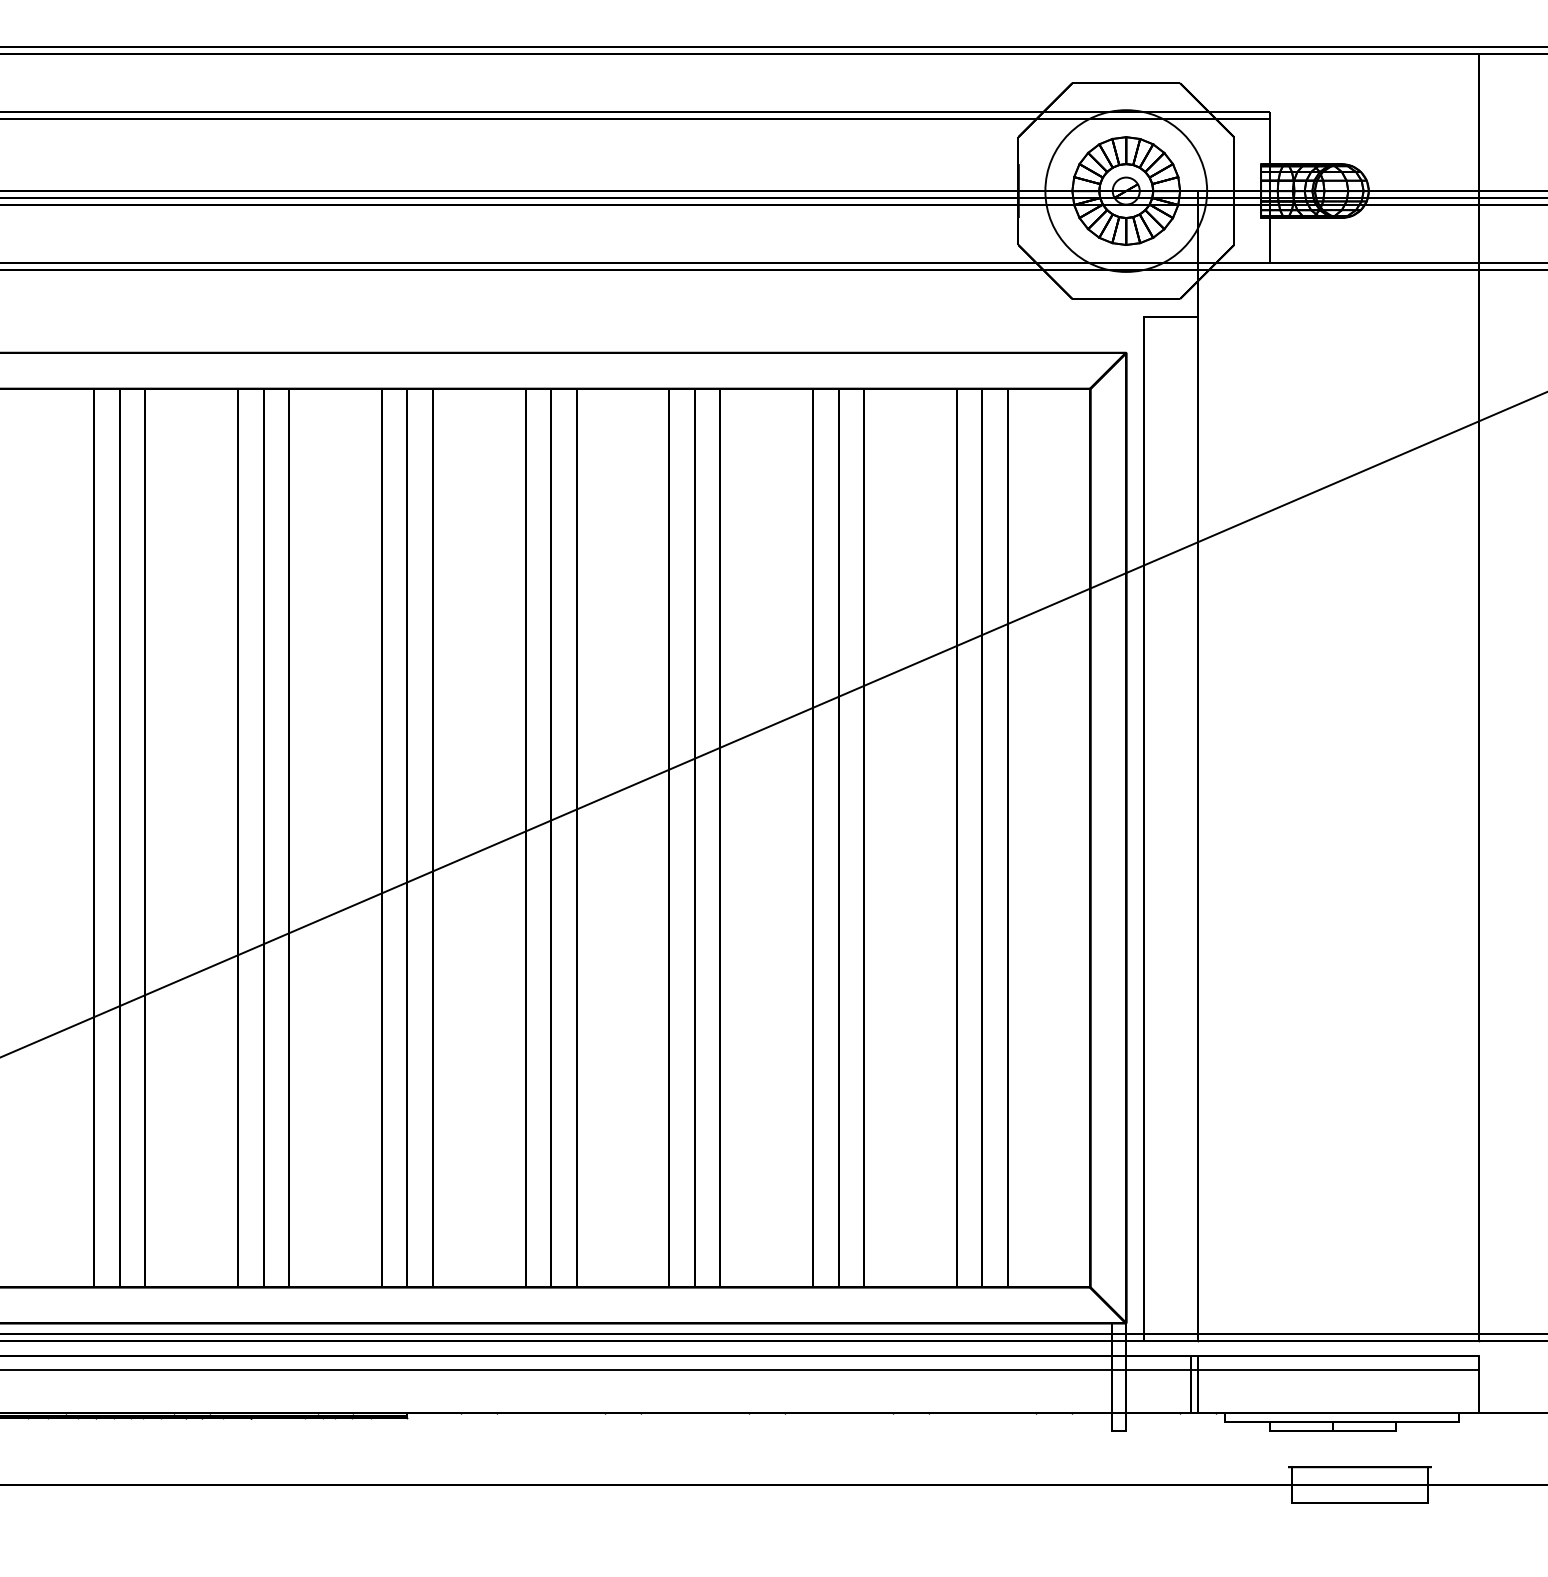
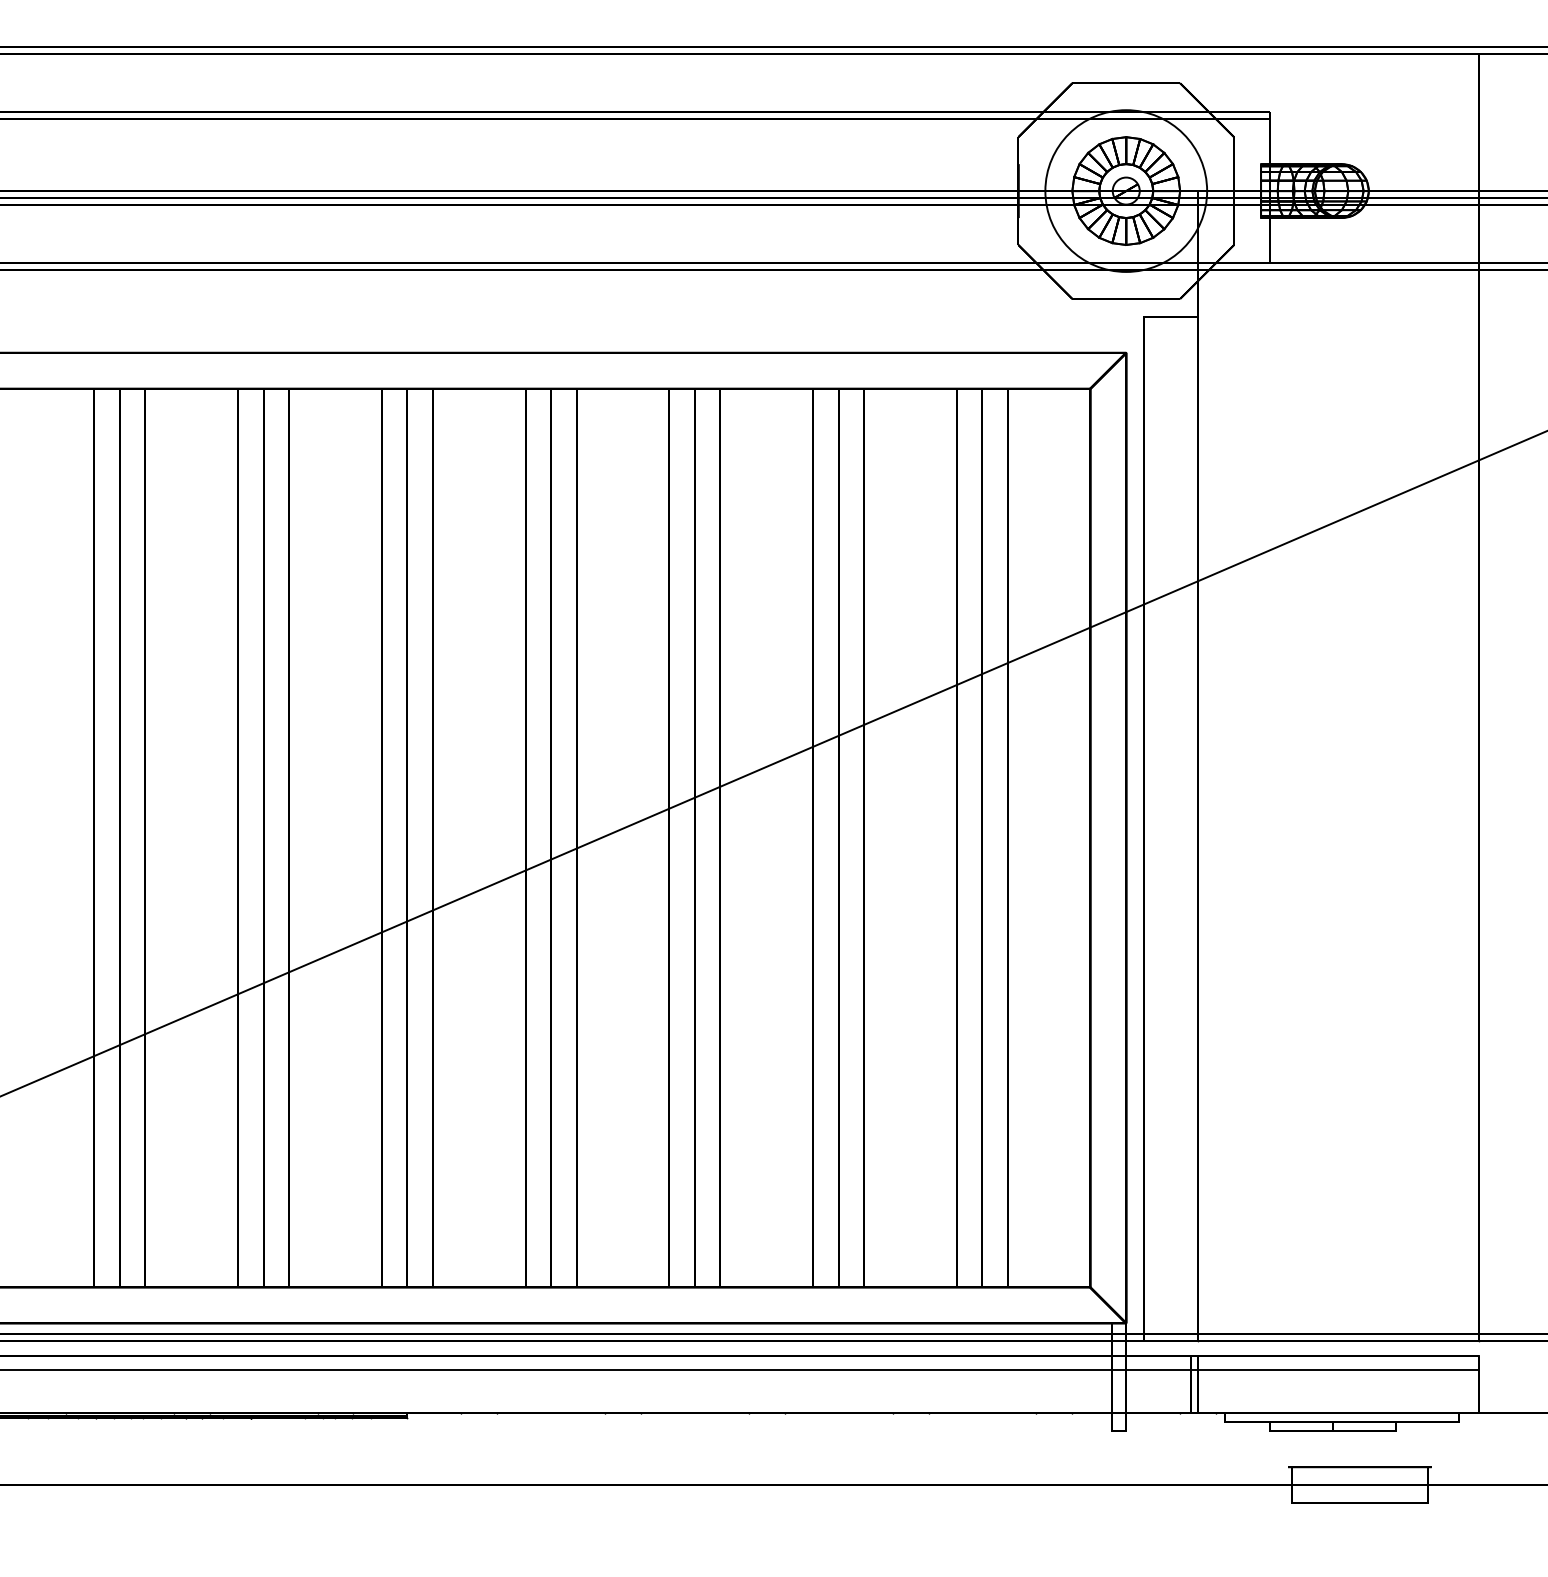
line position: (773, 724) -> (773, 763) (773, 763)
